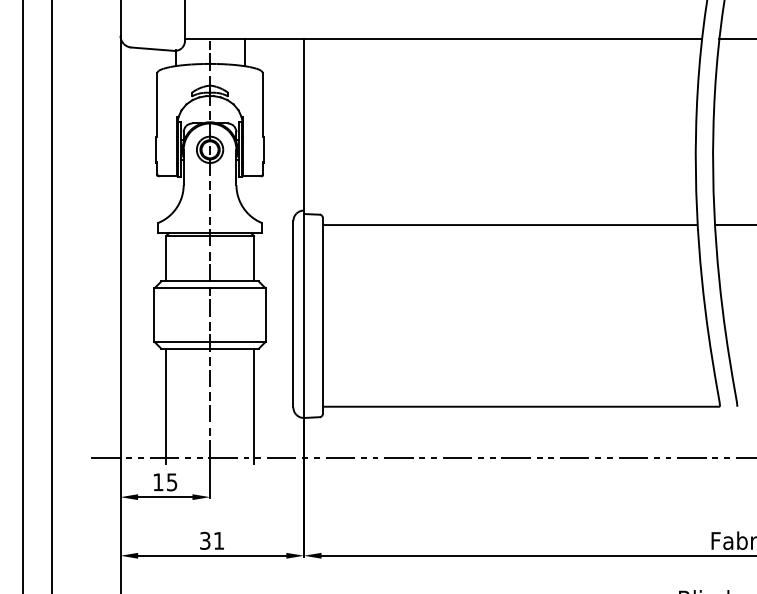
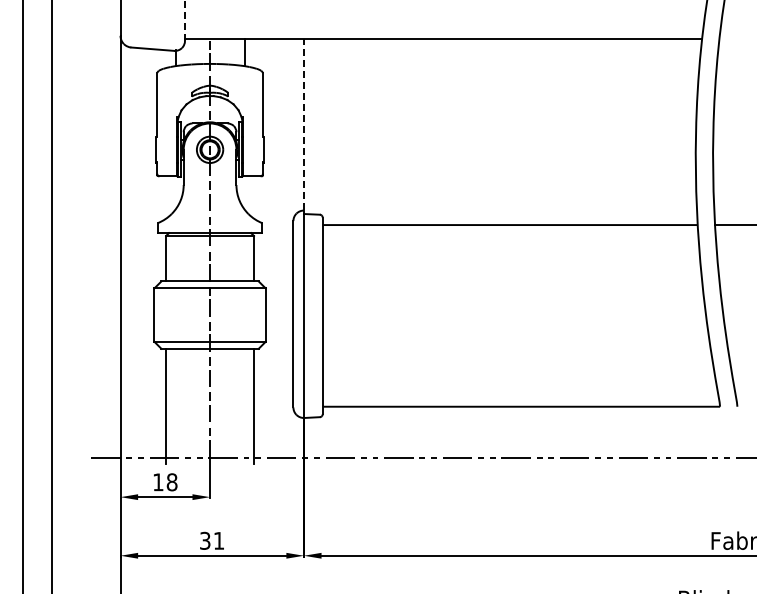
line: solid -> dashed (184, 20)
line: present -> none (736, 38)
line: solid -> dashed (303, 124)
text: 15 -> 18 (171, 482)
